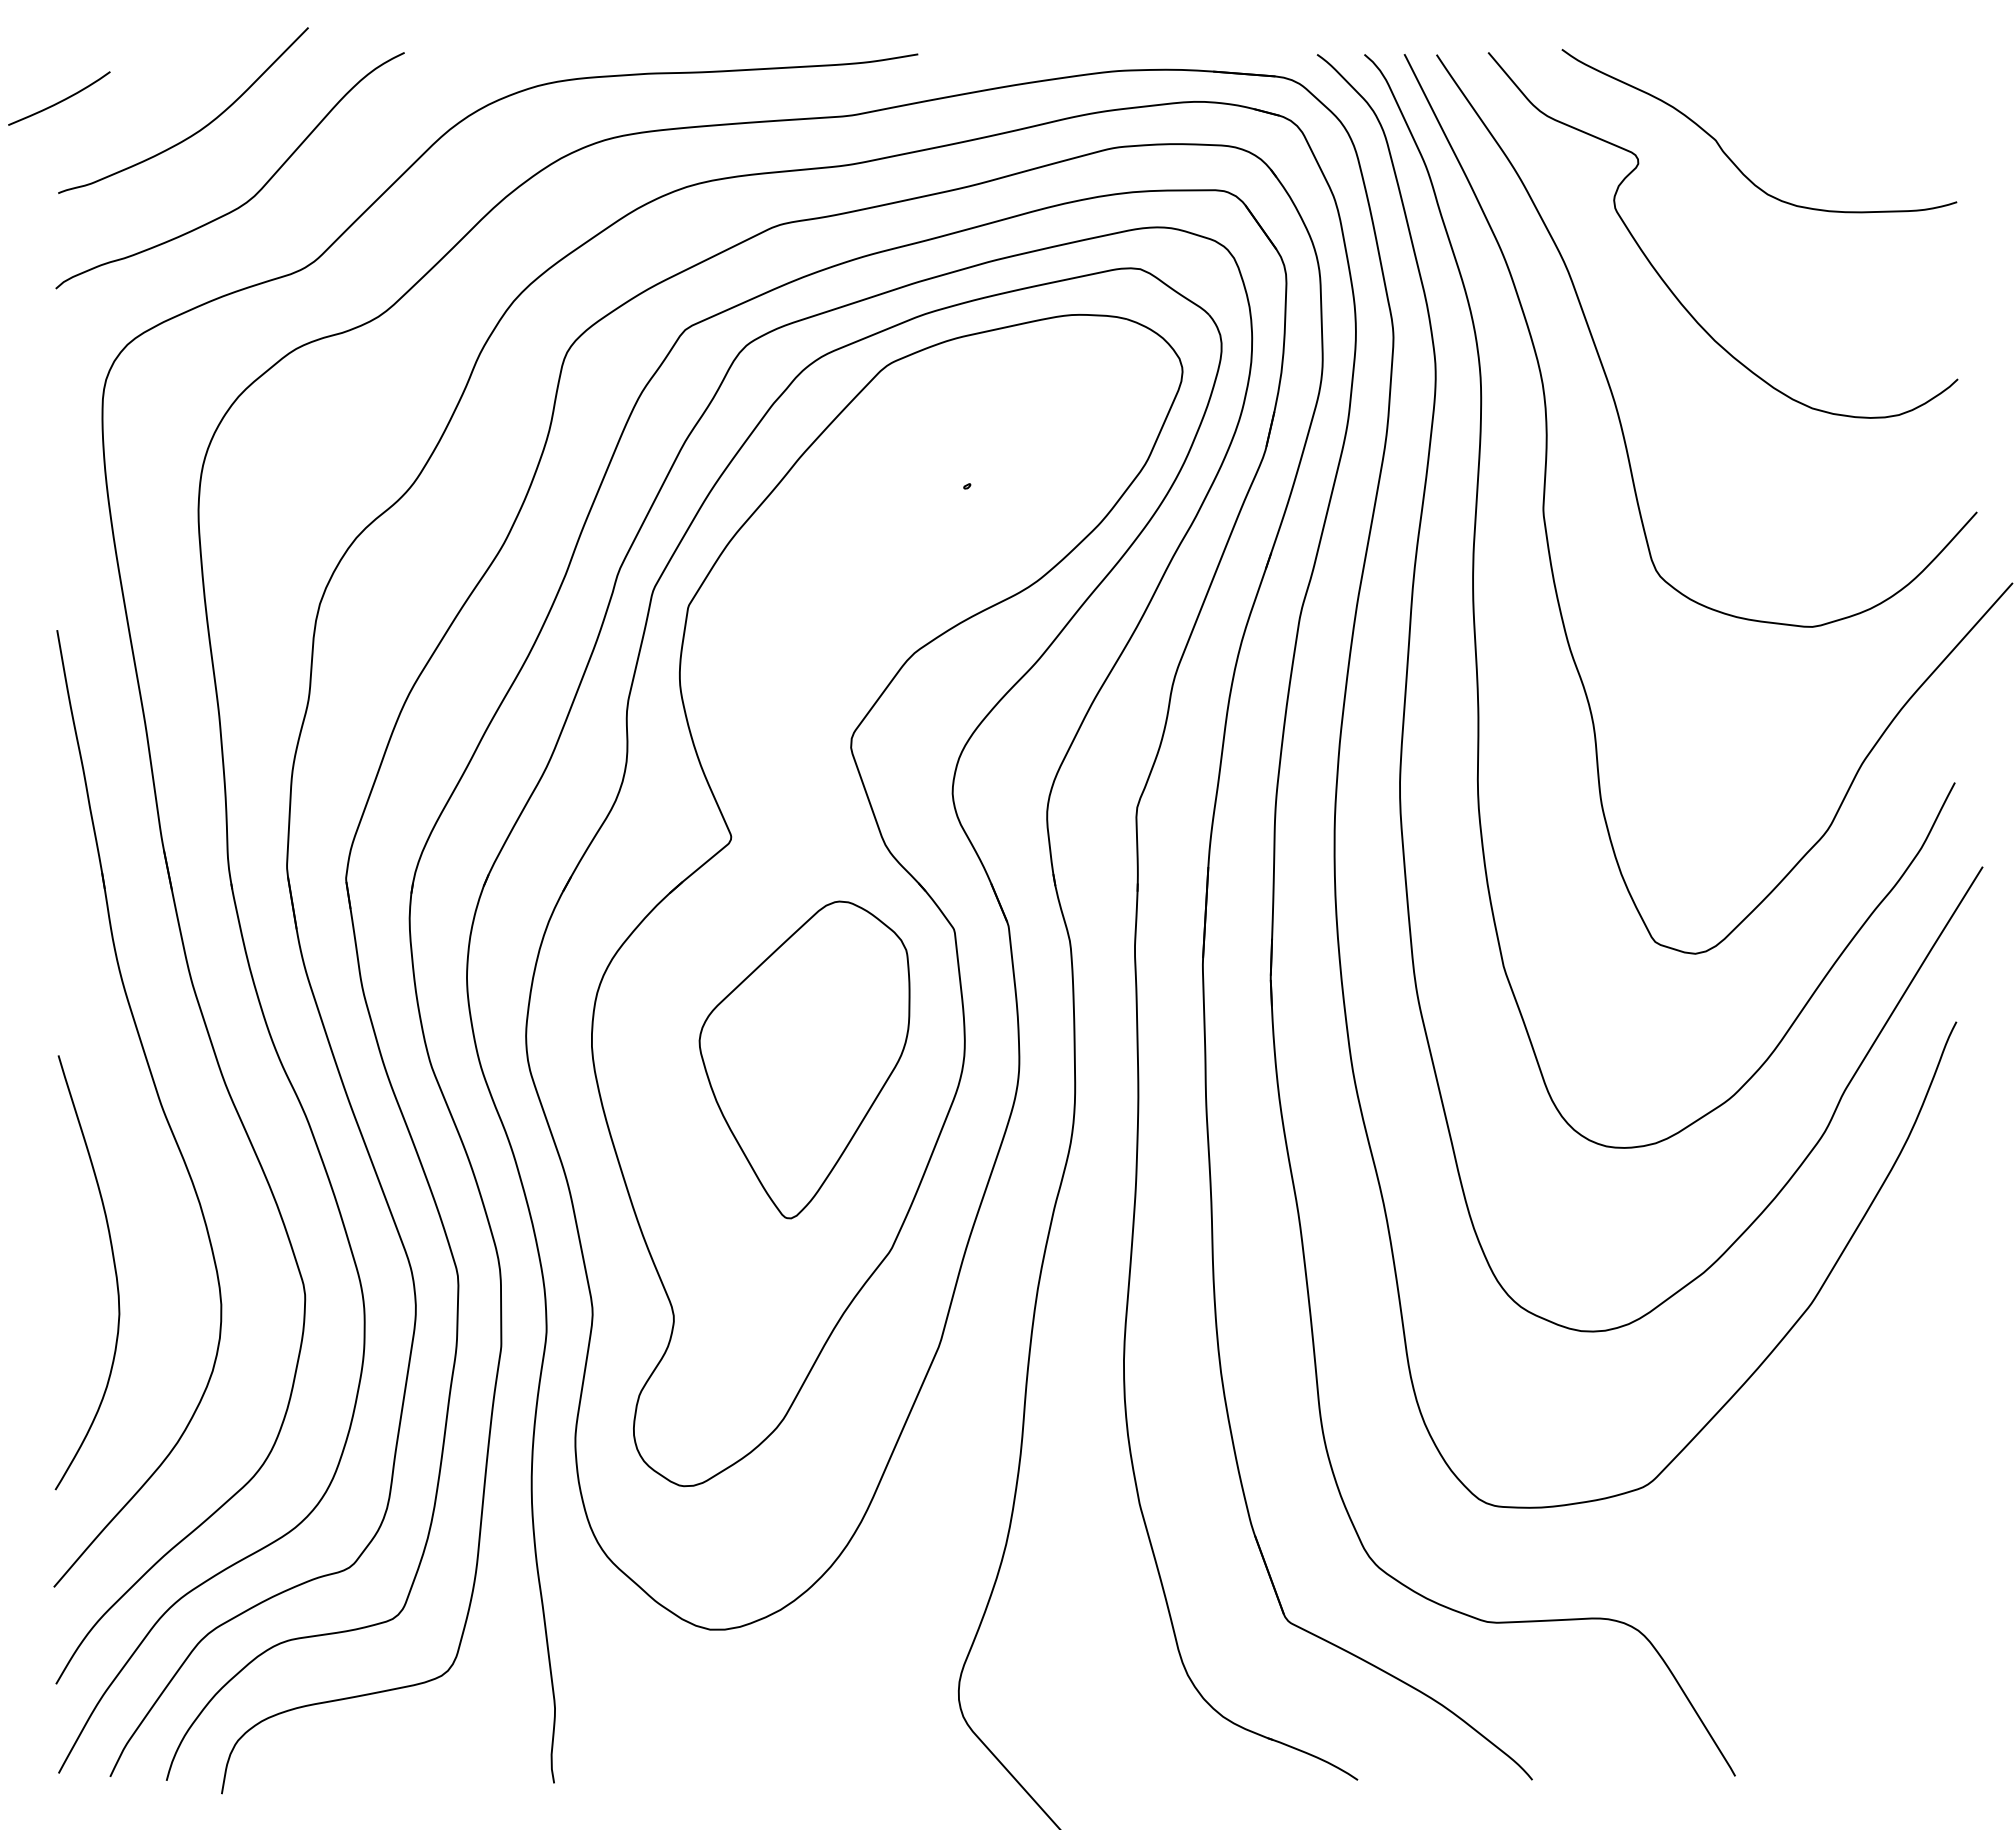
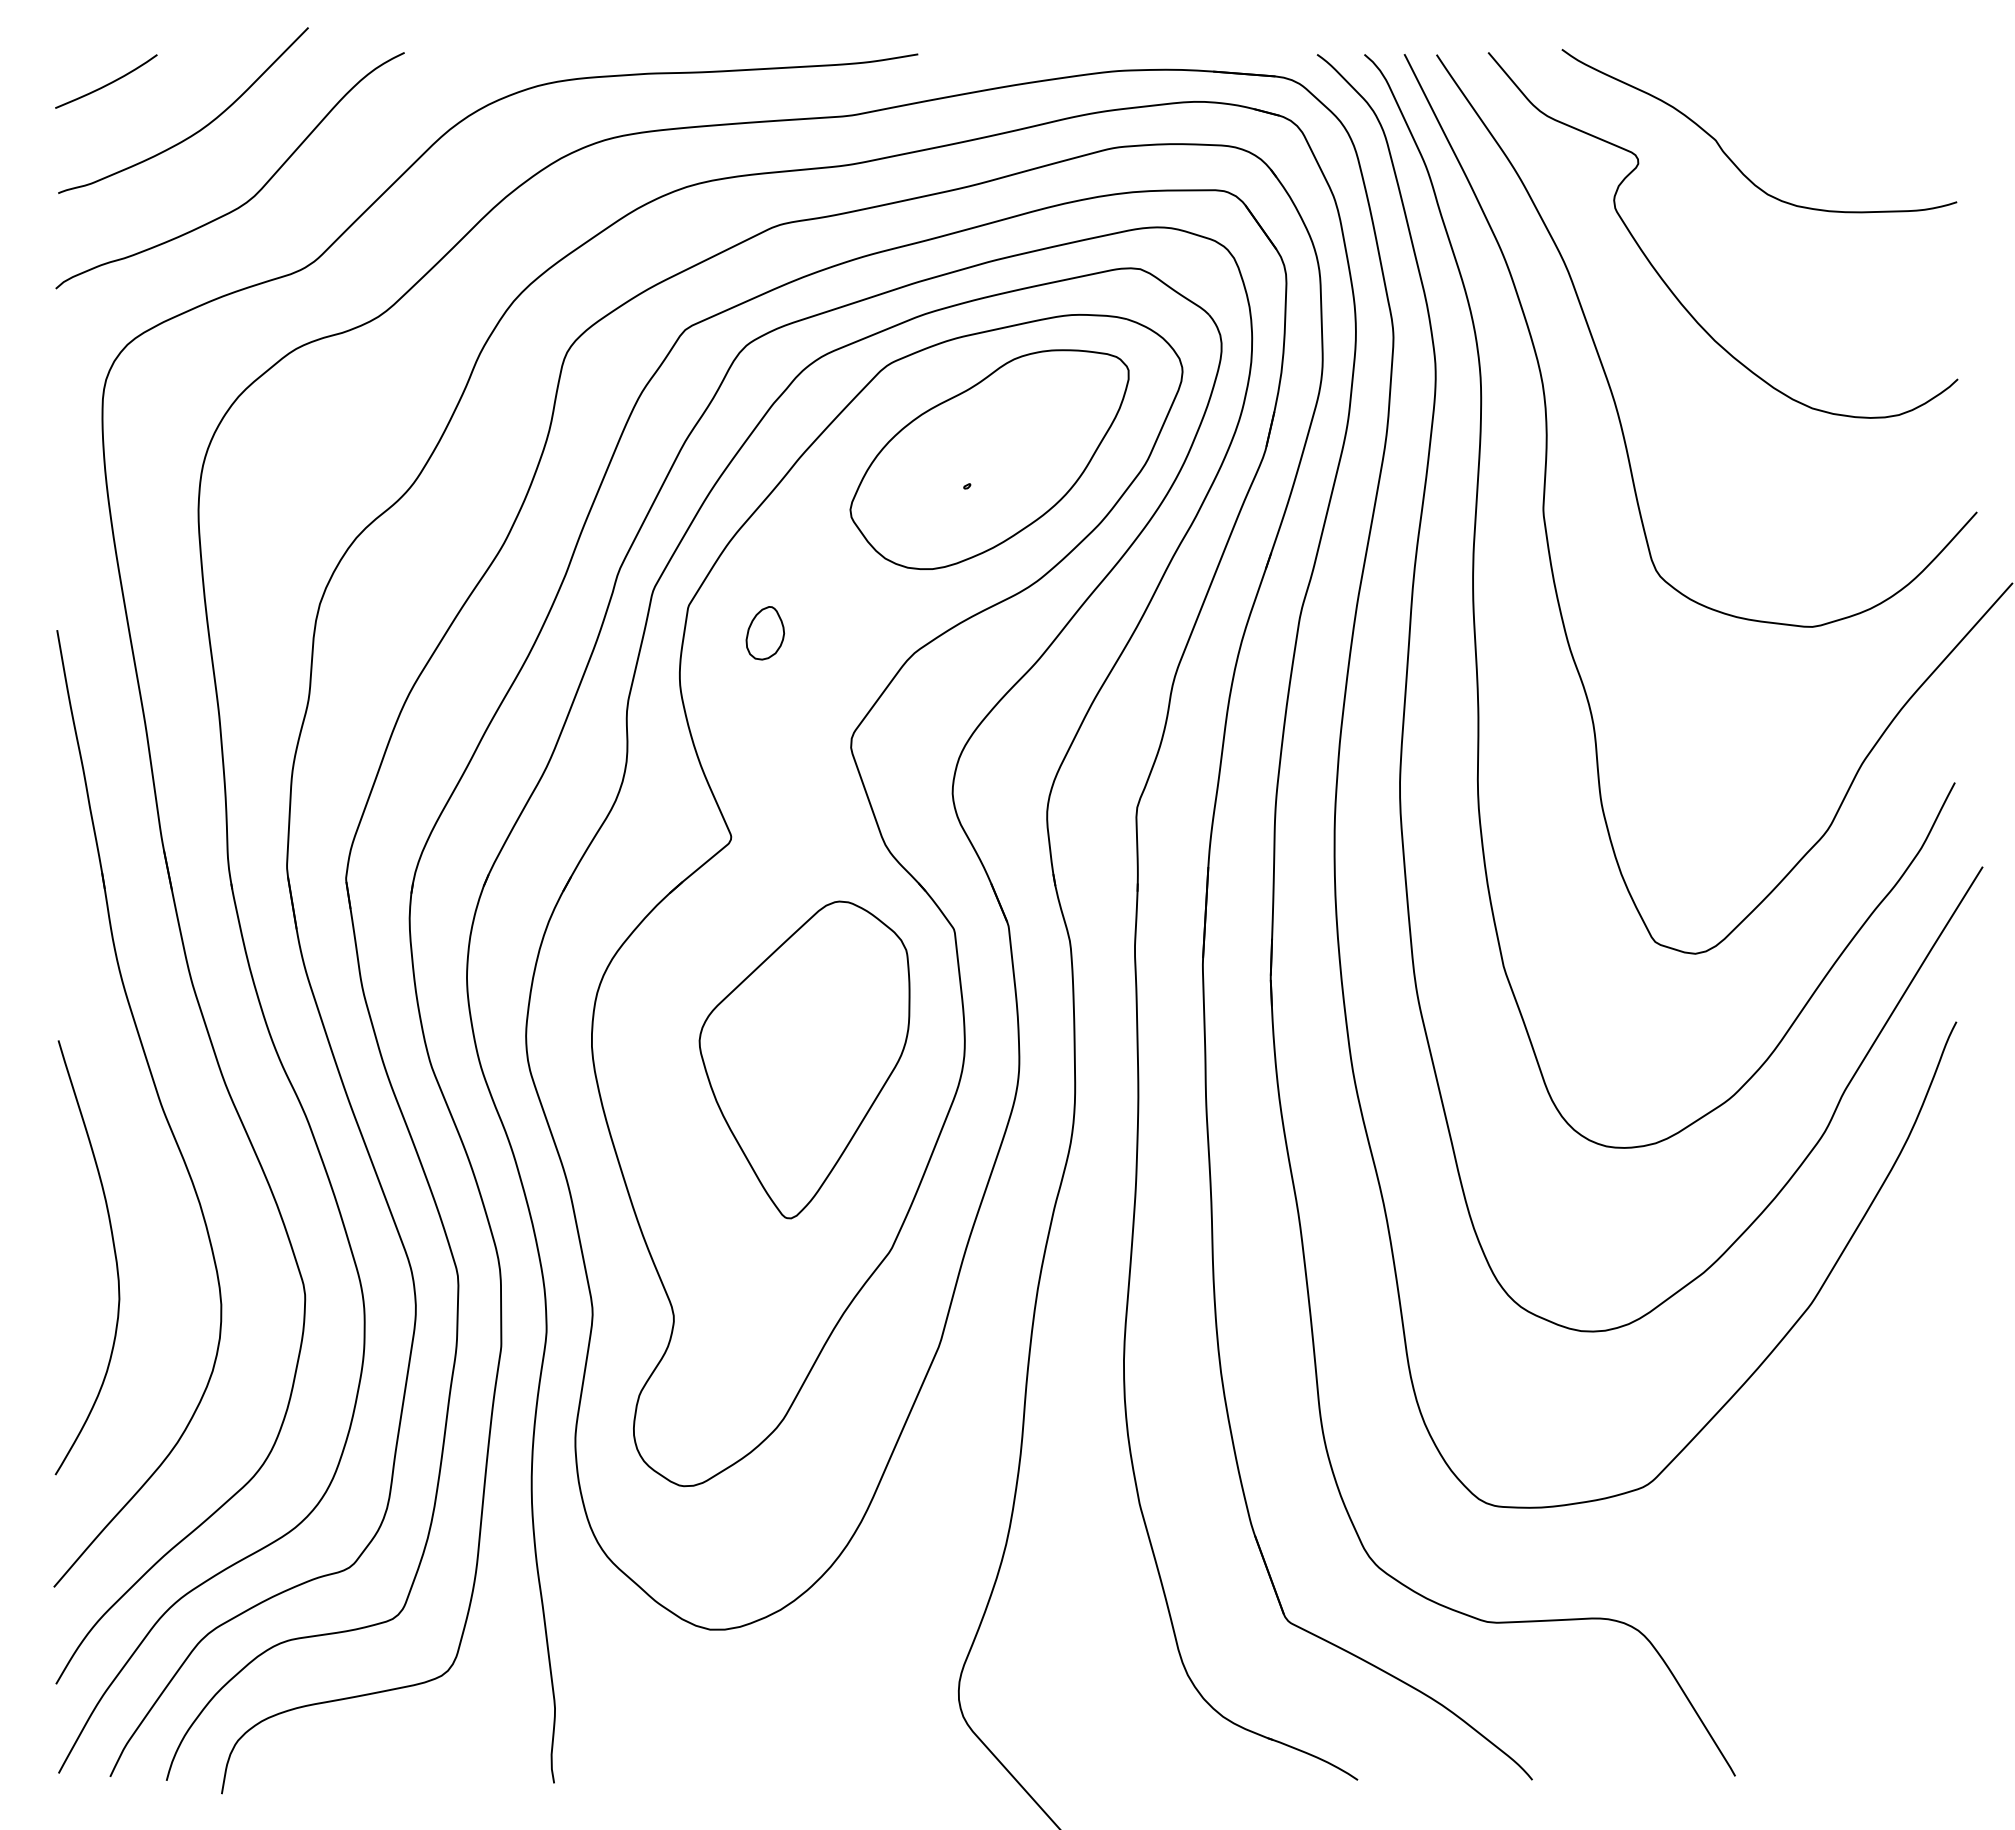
curve position: (60, 100) -> (107, 83) (107, 83)
part: none -> present (989, 459)
part: none -> present (764, 633)
curve position: (114, 1271) -> (114, 1256) (114, 1256)
